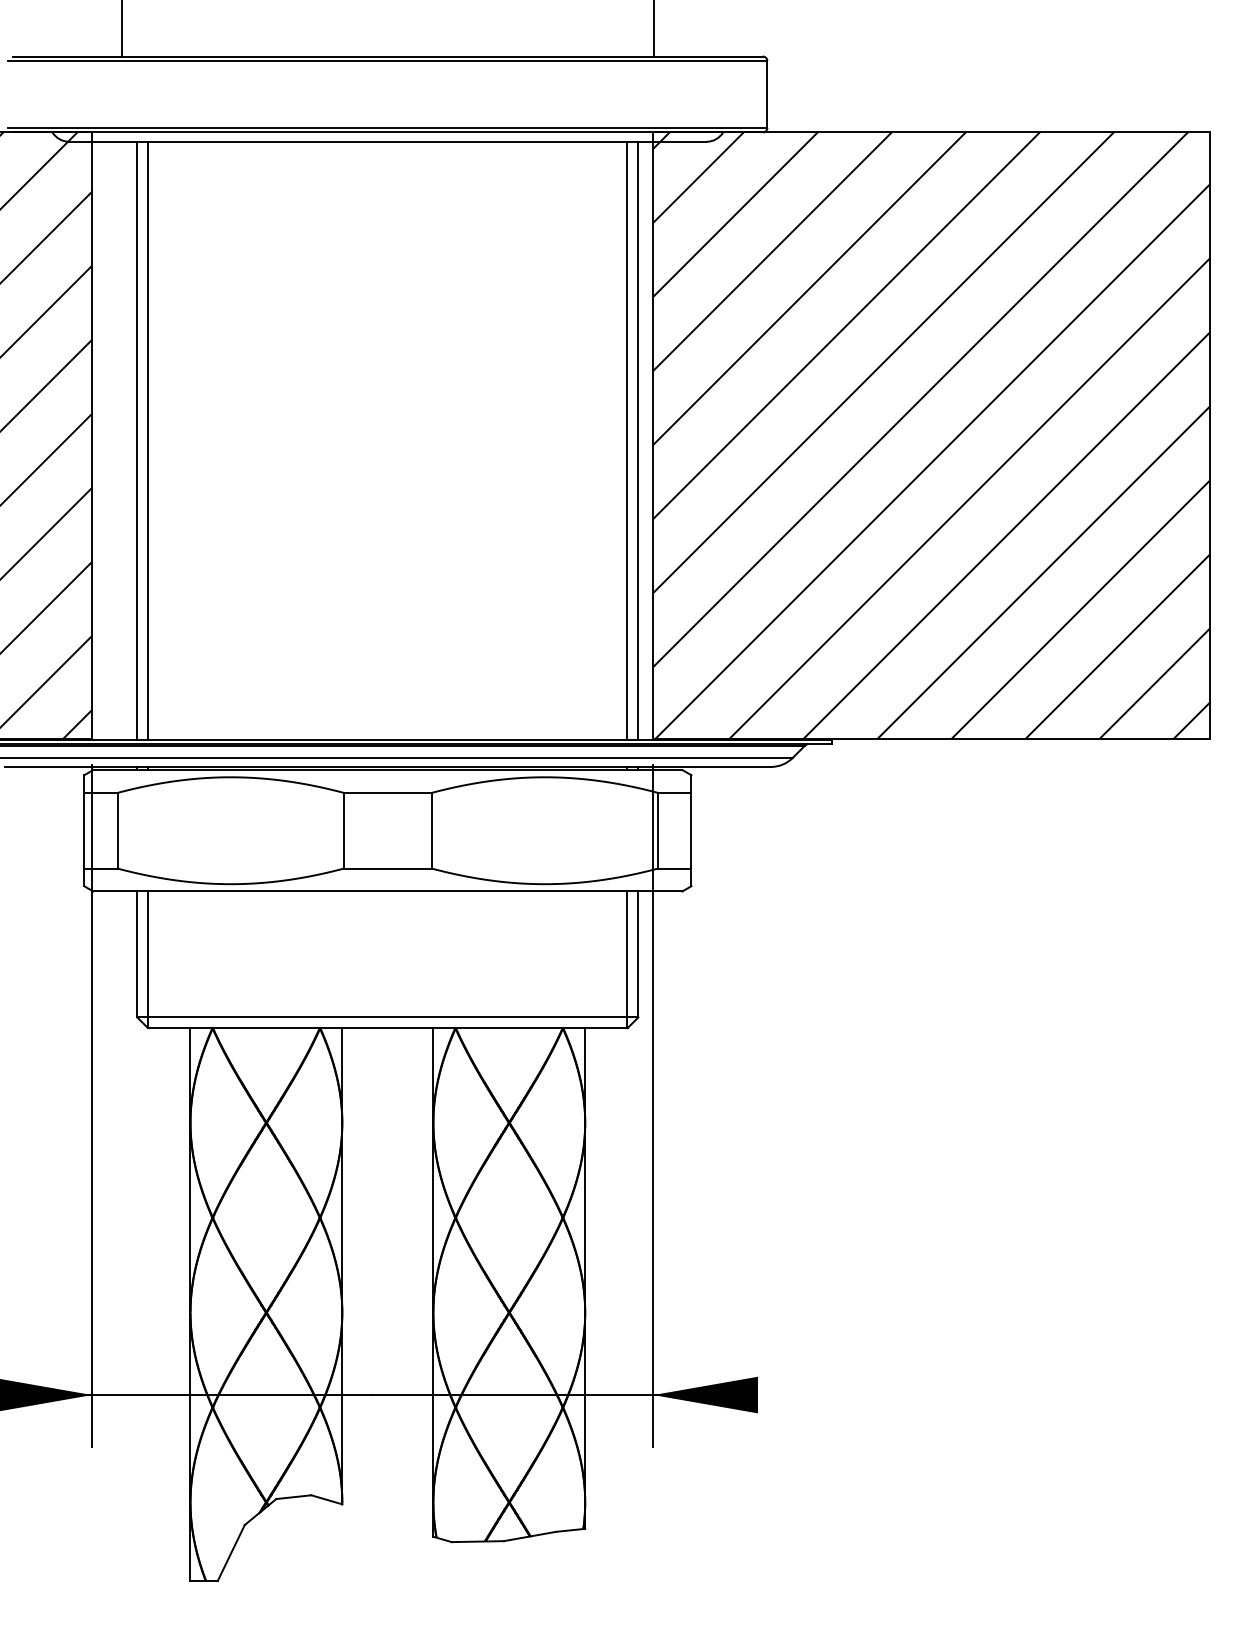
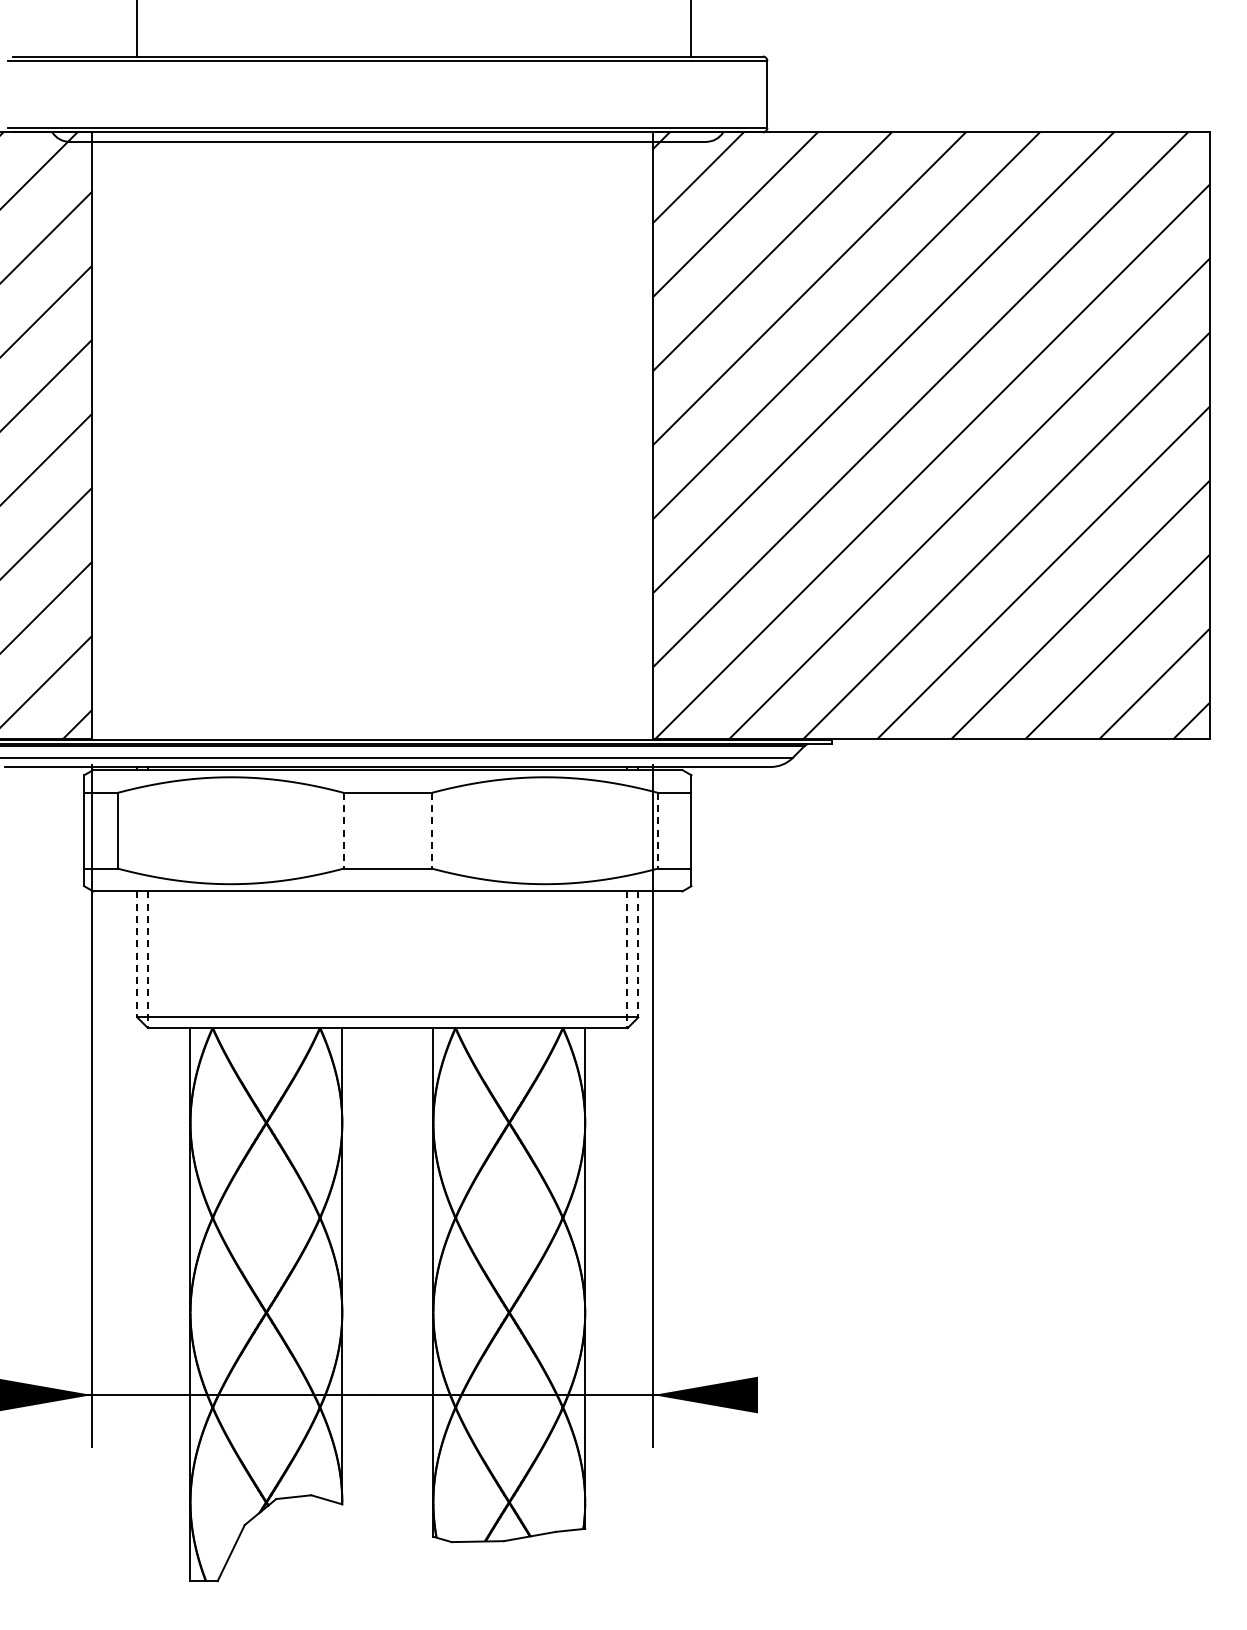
line position: (122, 29) -> (137, 29) (137, 29)
line position: (653, 29) -> (690, 29) (690, 29)
line: present -> none (137, 440)
line: present -> none (148, 440)
line: present -> none (627, 440)
line: present -> none (638, 440)
line: solid -> dashed (343, 830)
line: solid -> dashed (432, 830)
line: solid -> dashed (657, 830)
line: solid -> dashed (137, 954)
line: solid -> dashed (638, 954)
line: solid -> dashed (148, 960)
line: solid -> dashed (627, 960)
